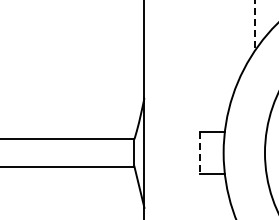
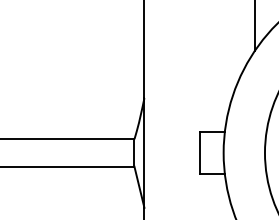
line: dashed -> solid (254, 26)
line: dashed -> solid (199, 152)
